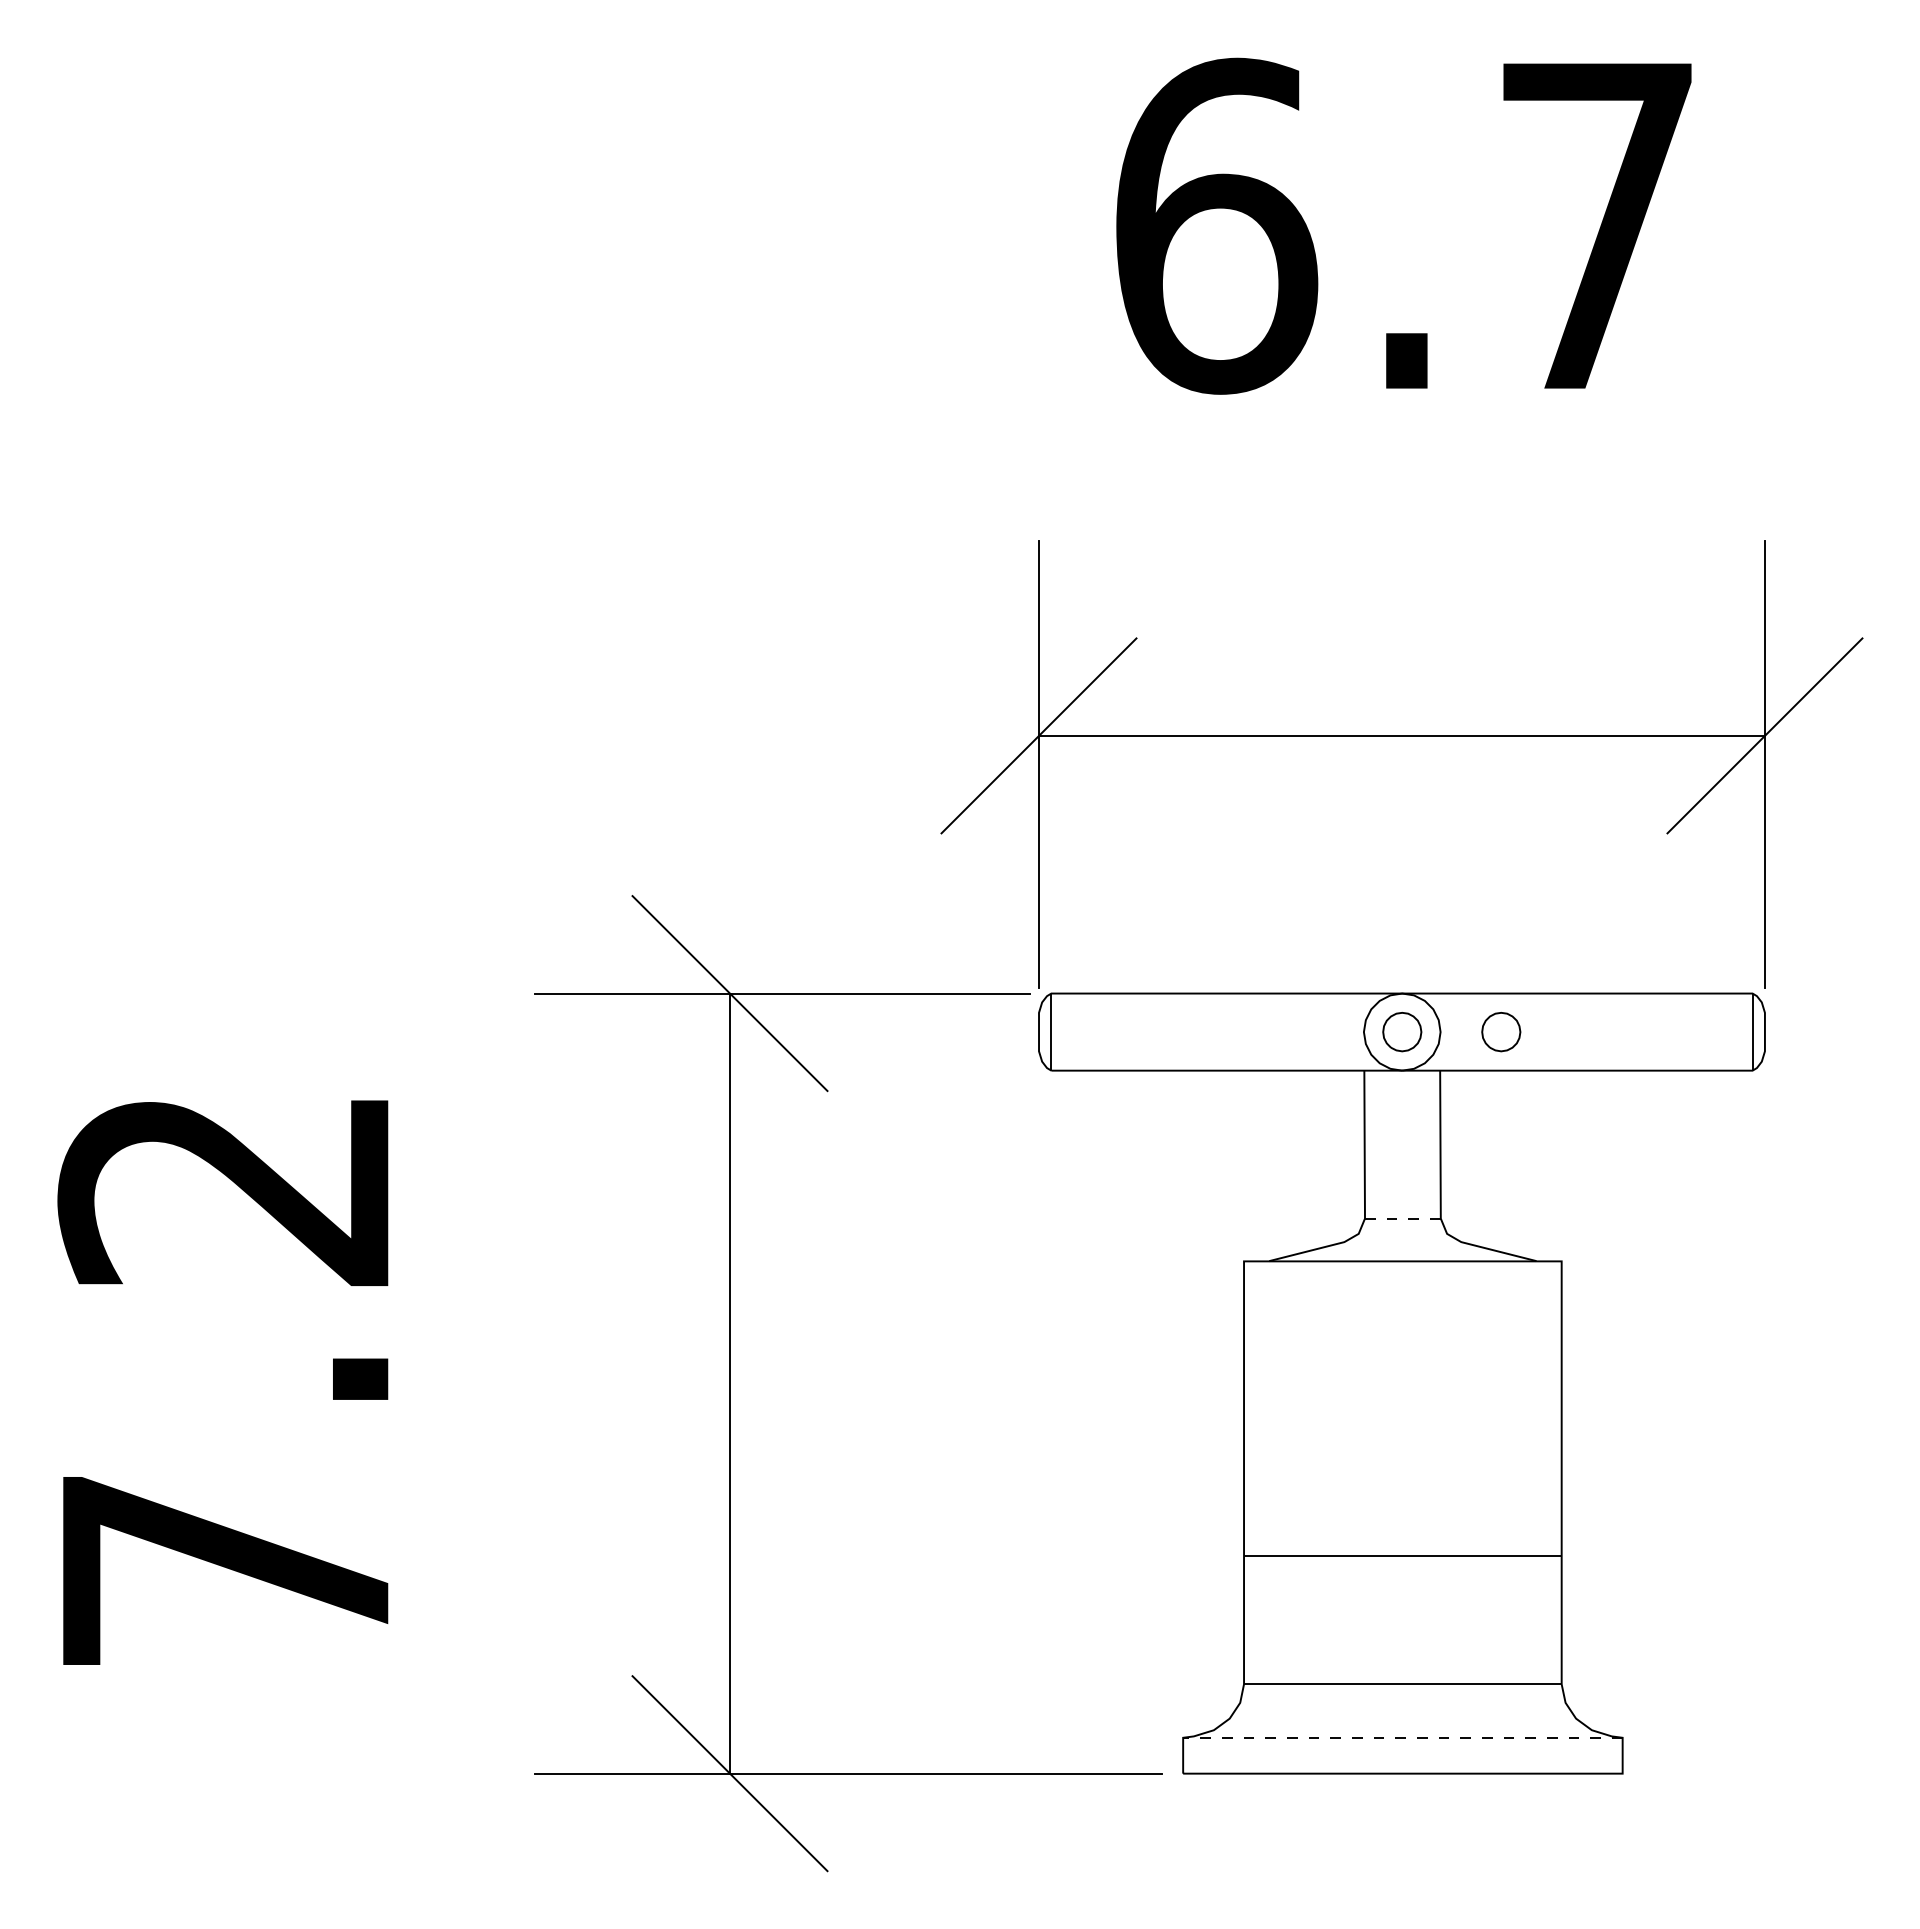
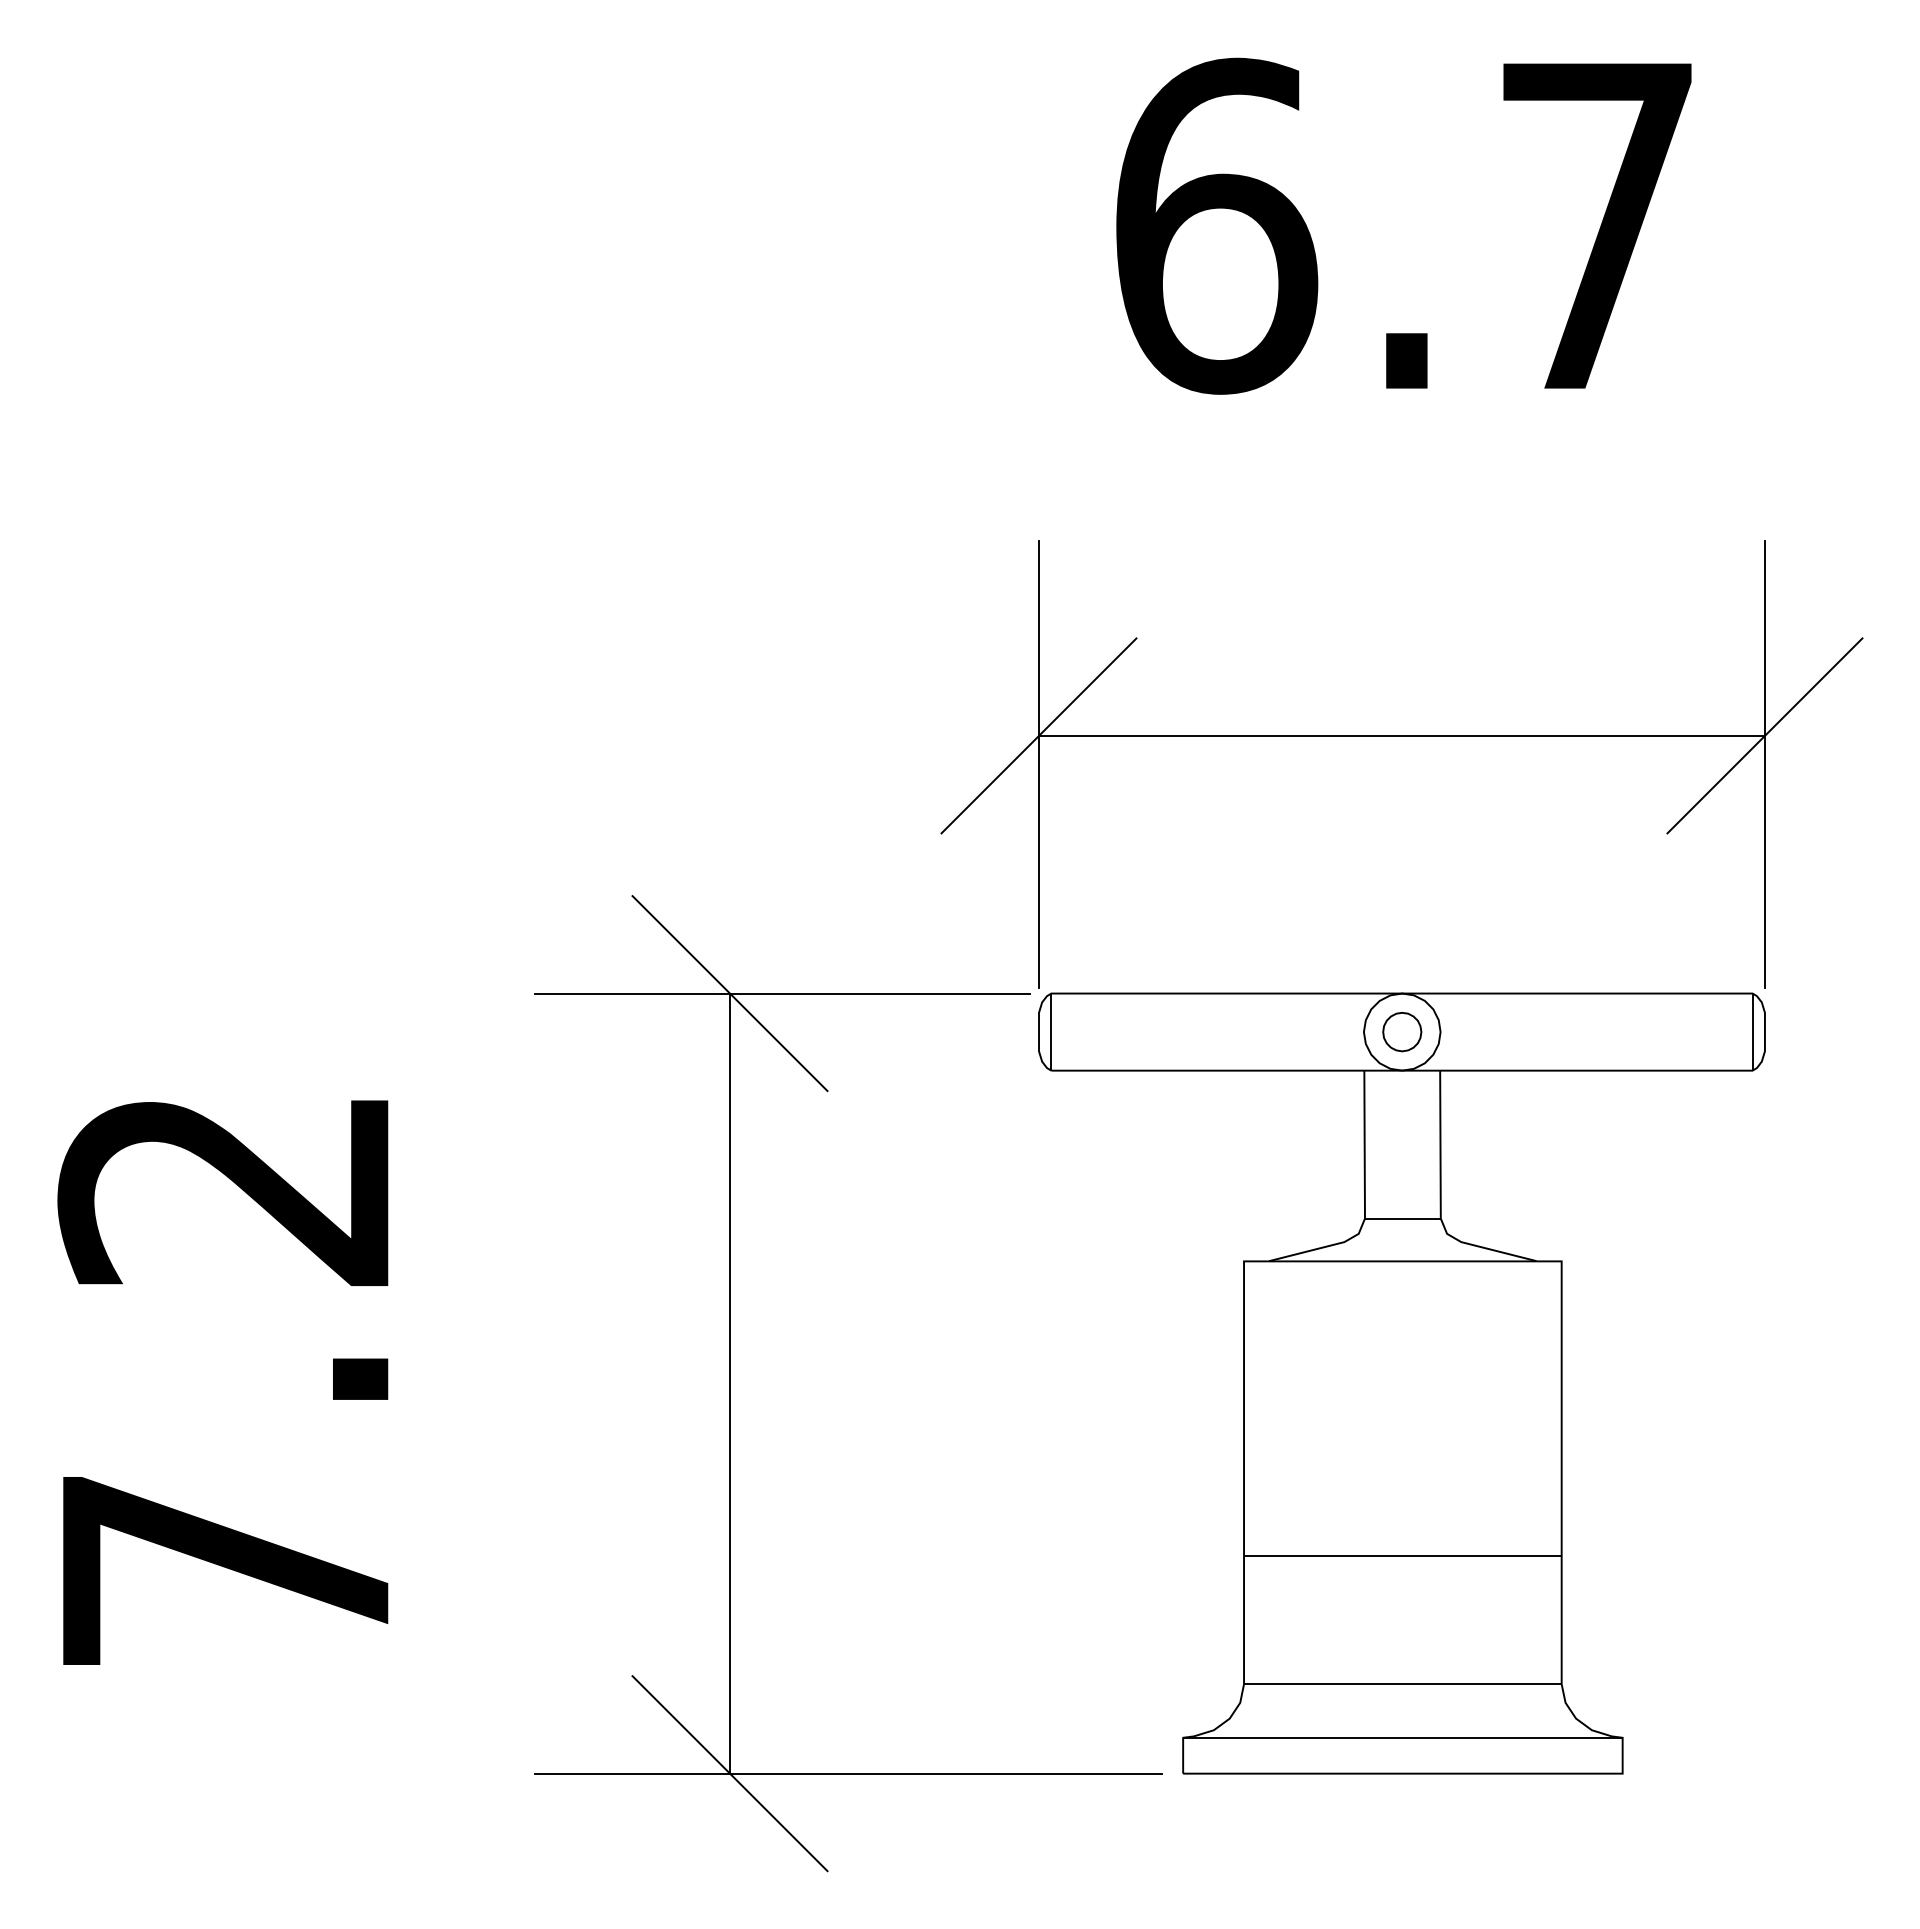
part: present -> none (1501, 1032)
line: dashed -> solid (1402, 1218)
line: dashed -> solid (1402, 1737)
